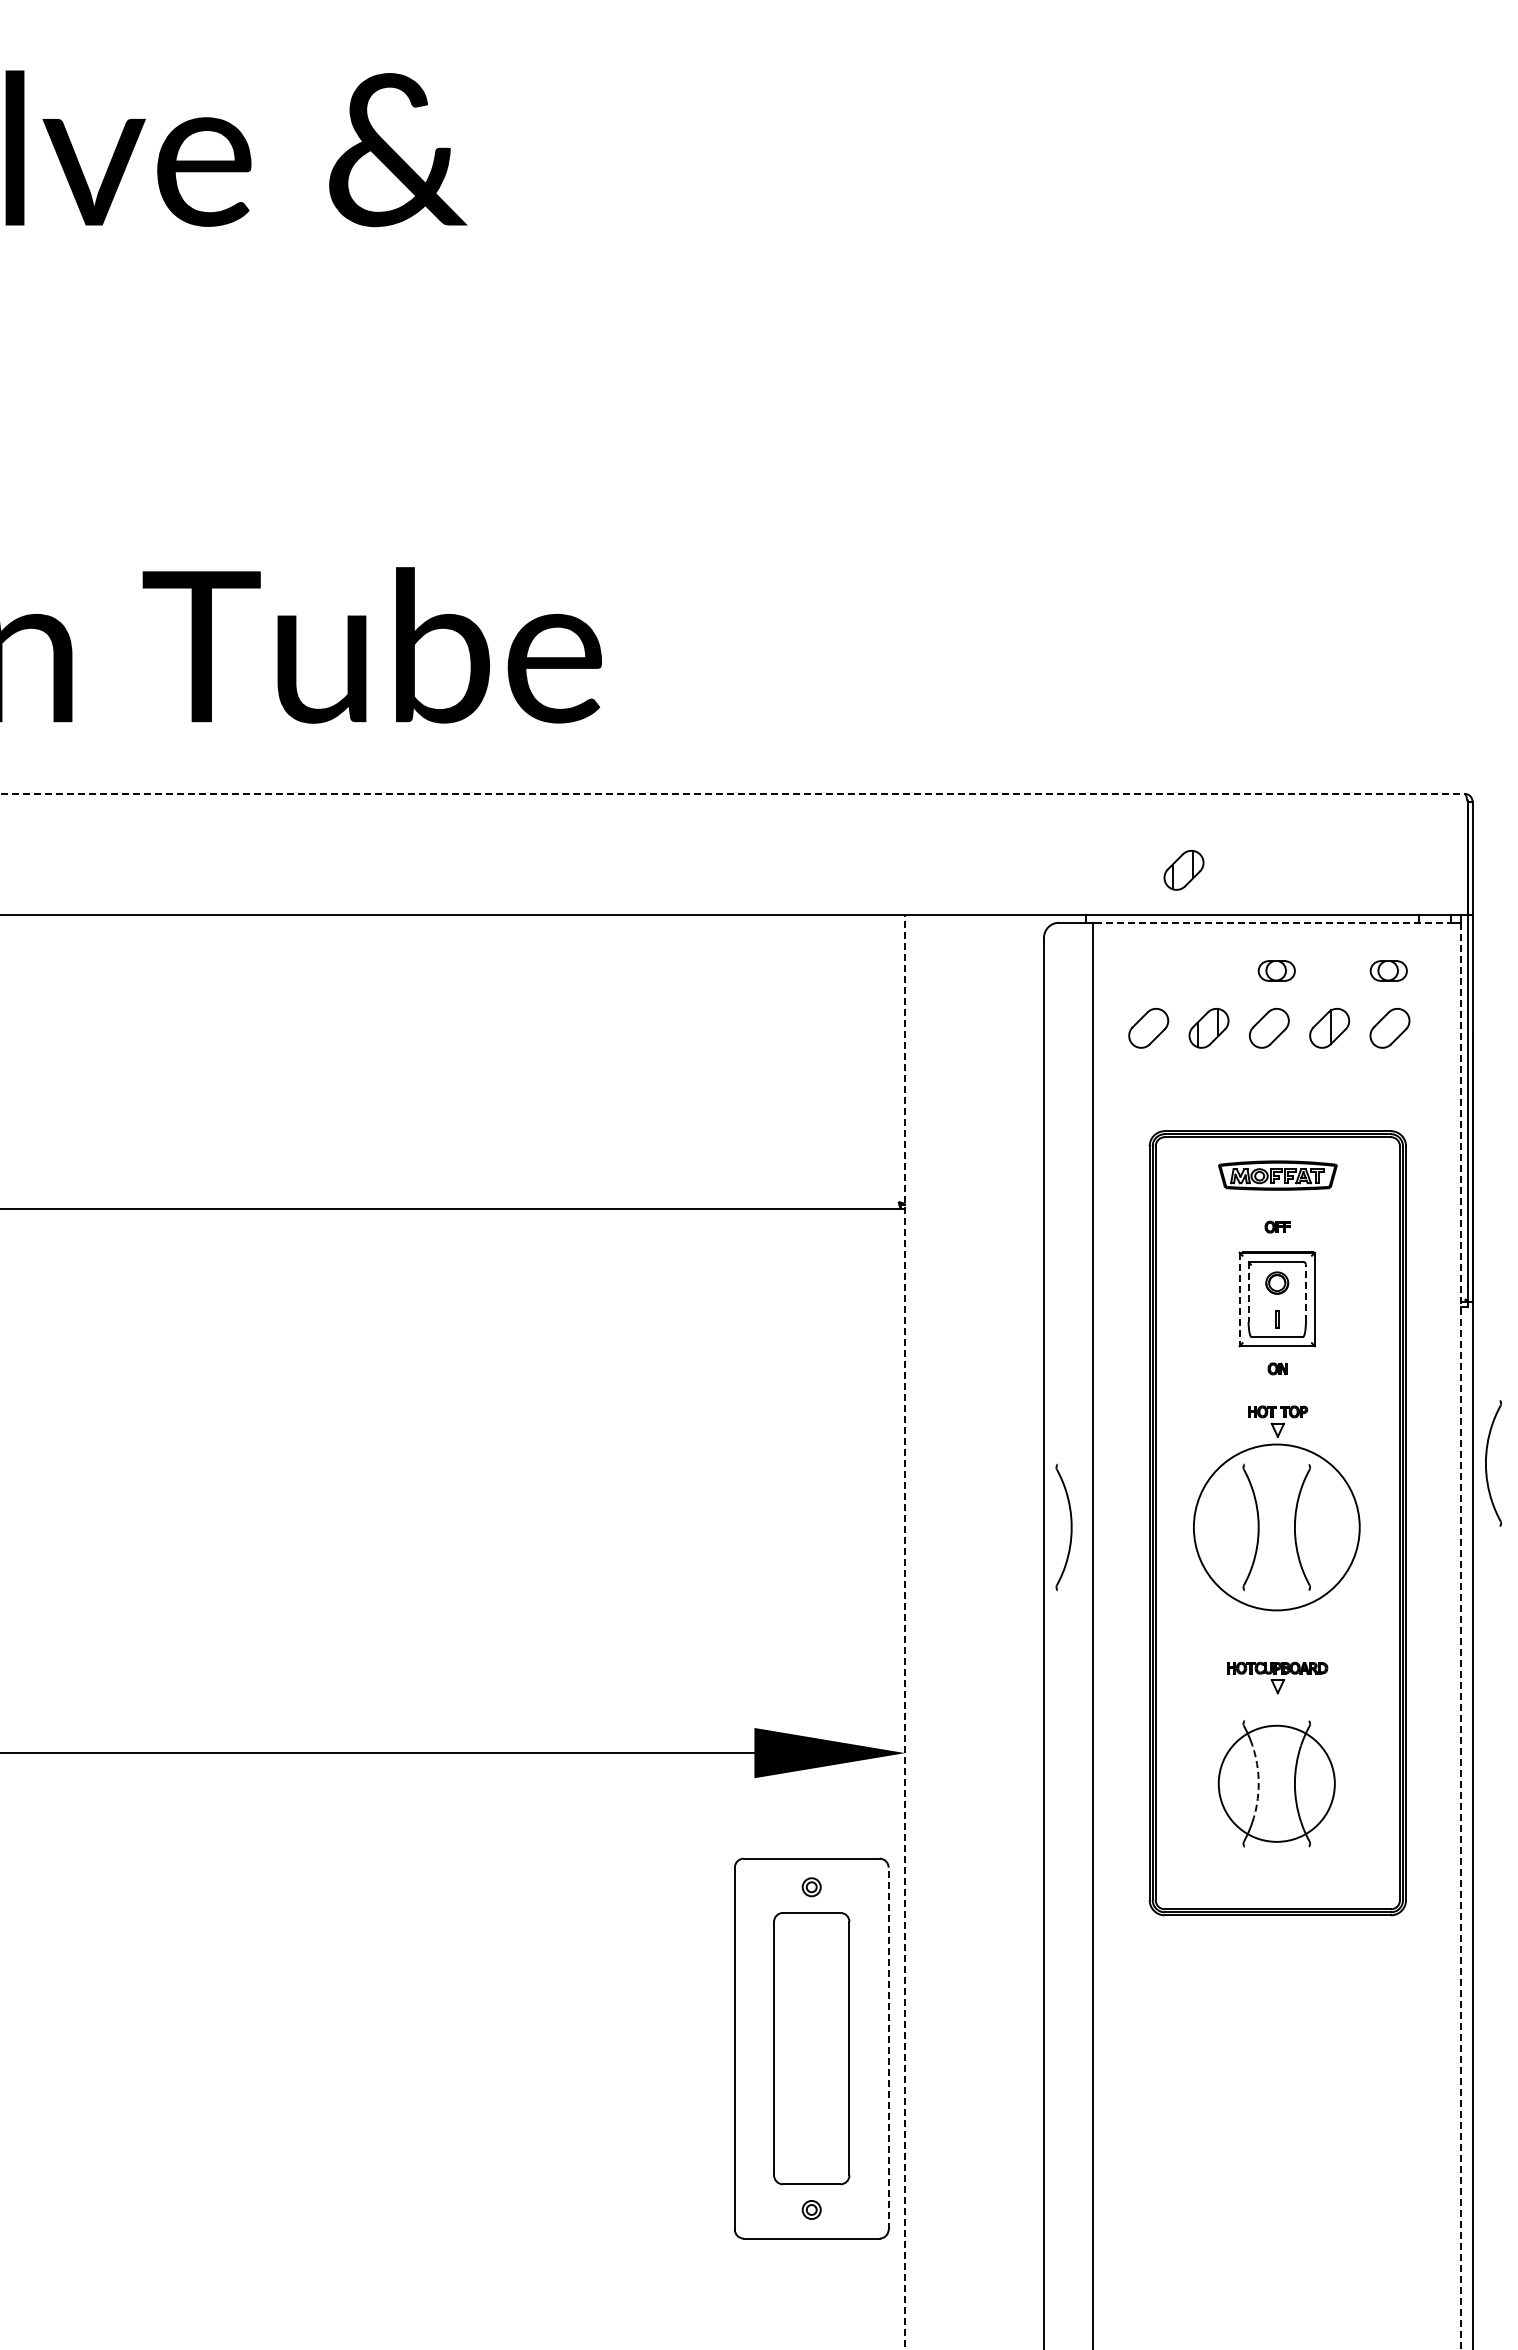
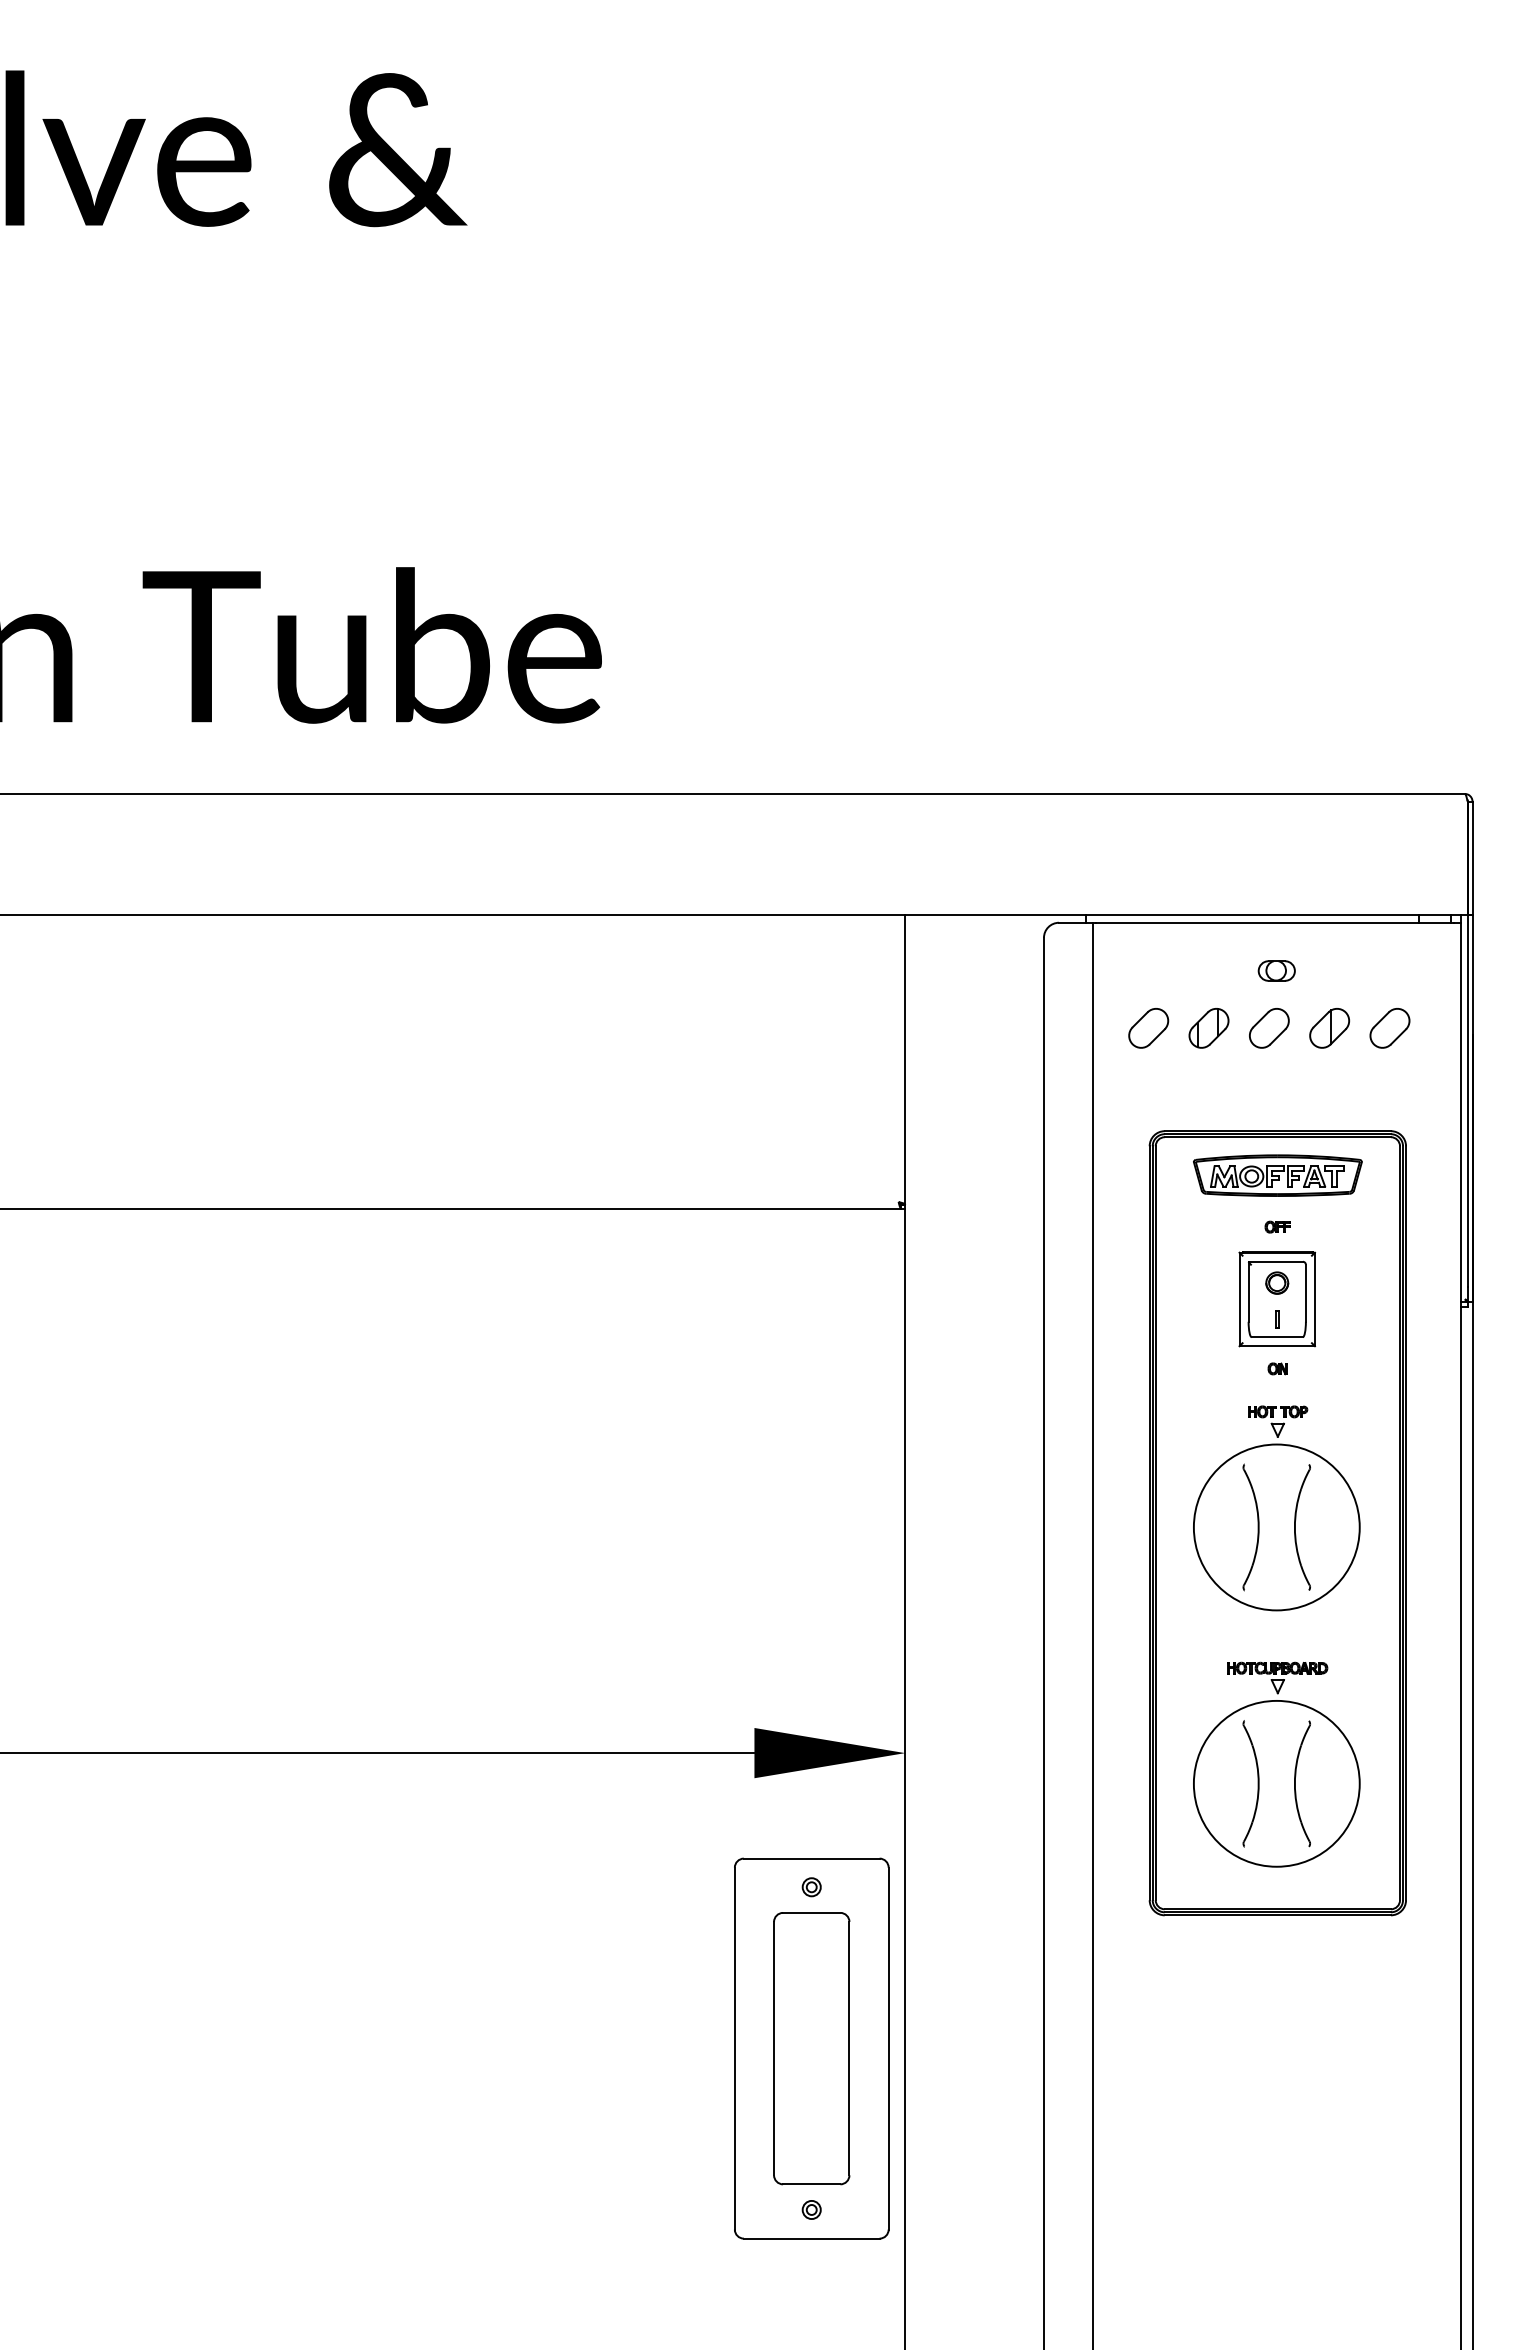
line: dashed -> solid (733, 794)
part: present -> none (1183, 870)
line: dashed -> solid (1274, 922)
part: present -> none (1388, 970)
part size: 120x31 px -> 170x43 px (1277, 1175)
line: dashed -> solid (1248, 1291)
line: dashed -> solid (1305, 1293)
line: dashed -> solid (1239, 1299)
part: present -> none (1486, 1463)
part: present -> none (1070, 1527)
line: dashed -> solid (905, 1631)
line: dashed -> solid (1460, 1636)
arc: dashed -> solid (1258, 1783)
circle diameter: 116 px -> 166 px (1276, 1783)
line: dashed -> solid (888, 2048)
